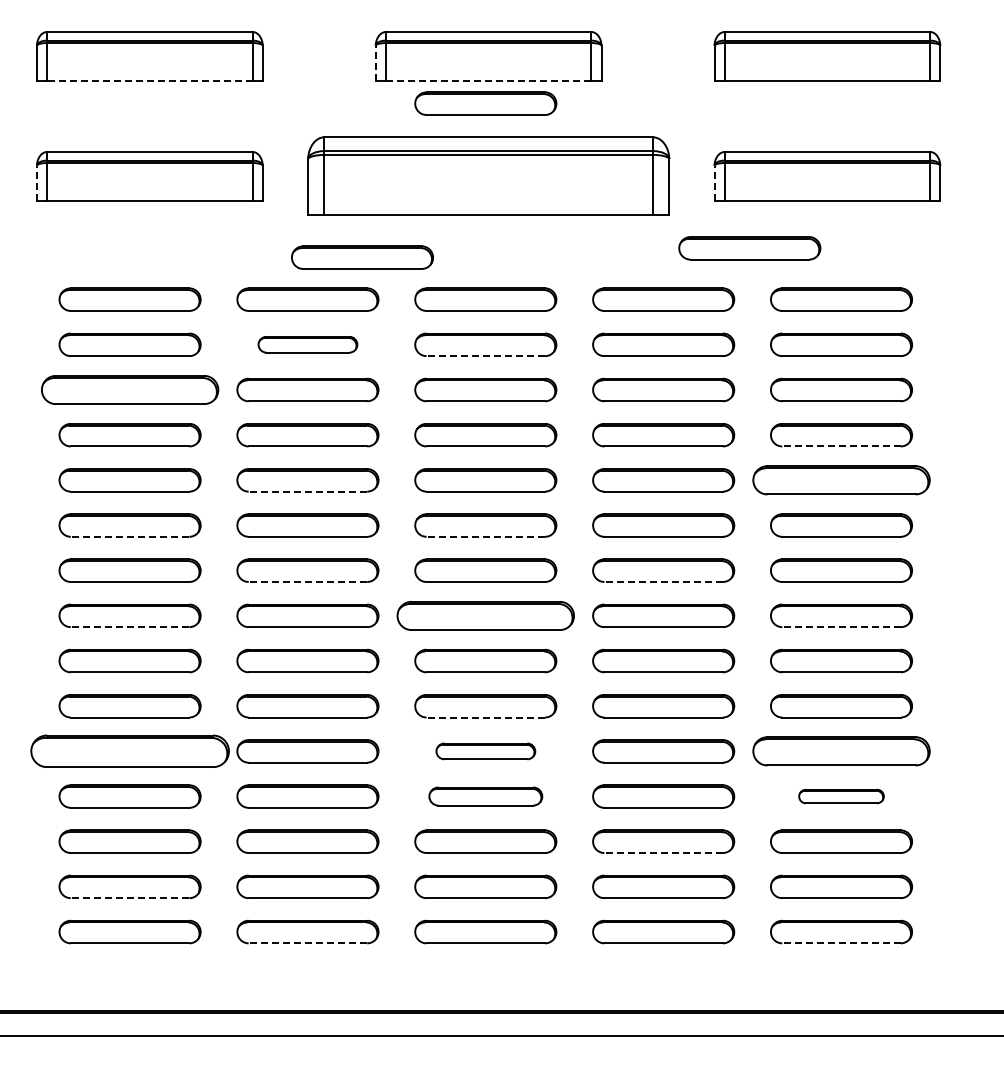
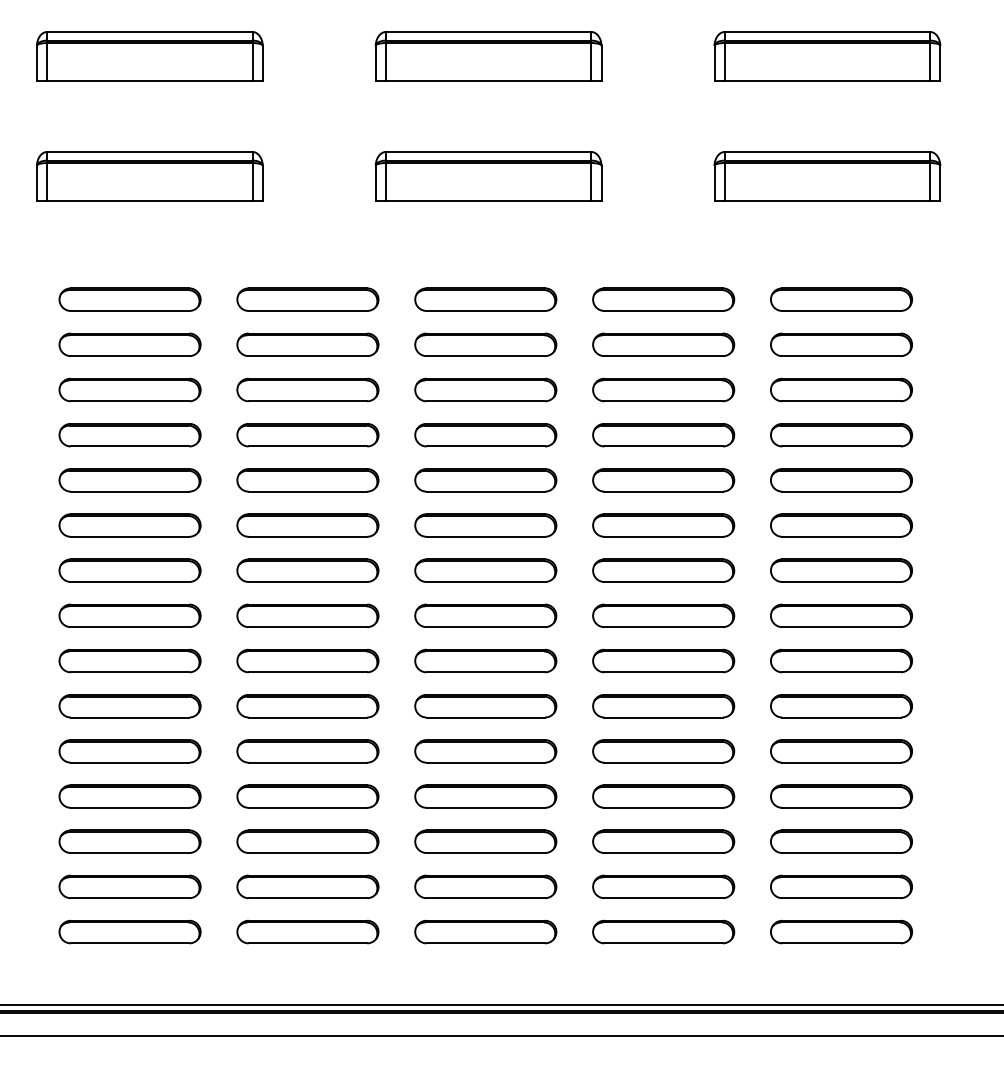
line: dashed -> solid (375, 63)
line: dashed -> solid (149, 80)
line: dashed -> solid (488, 80)
part: present -> none (485, 103)
part size: 364x80 px -> 229x51 px (488, 176)
line: dashed -> solid (36, 183)
line: dashed -> solid (714, 183)
part: present -> none (749, 248)
part: present -> none (362, 257)
part size: 102x18 px -> 144x25 px (307, 344)
line: dashed -> solid (485, 356)
part size: 179x30 px -> 144x26 px (129, 389)
line: dashed -> solid (841, 446)
part size: 179x31 px -> 143x25 px (841, 480)
line: dashed -> solid (307, 491)
line: dashed -> solid (129, 536)
line: dashed -> solid (485, 536)
line: dashed -> solid (307, 581)
line: dashed -> solid (663, 581)
part size: 179x30 px -> 144x25 px (485, 615)
line: dashed -> solid (129, 627)
line: dashed -> solid (841, 627)
line: dashed -> solid (485, 717)
part size: 200x34 px -> 144x25 px (129, 751)
part size: 102x19 px -> 144x25 px (485, 751)
part size: 179x31 px -> 143x25 px (841, 751)
part size: 116x21 px -> 144x25 px (485, 796)
part size: 87x17 px -> 143x25 px (841, 796)
line: dashed -> solid (663, 853)
line: dashed -> solid (129, 898)
line: dashed -> solid (307, 943)
line: dashed -> solid (841, 943)
line: none -> present (501, 1005)
